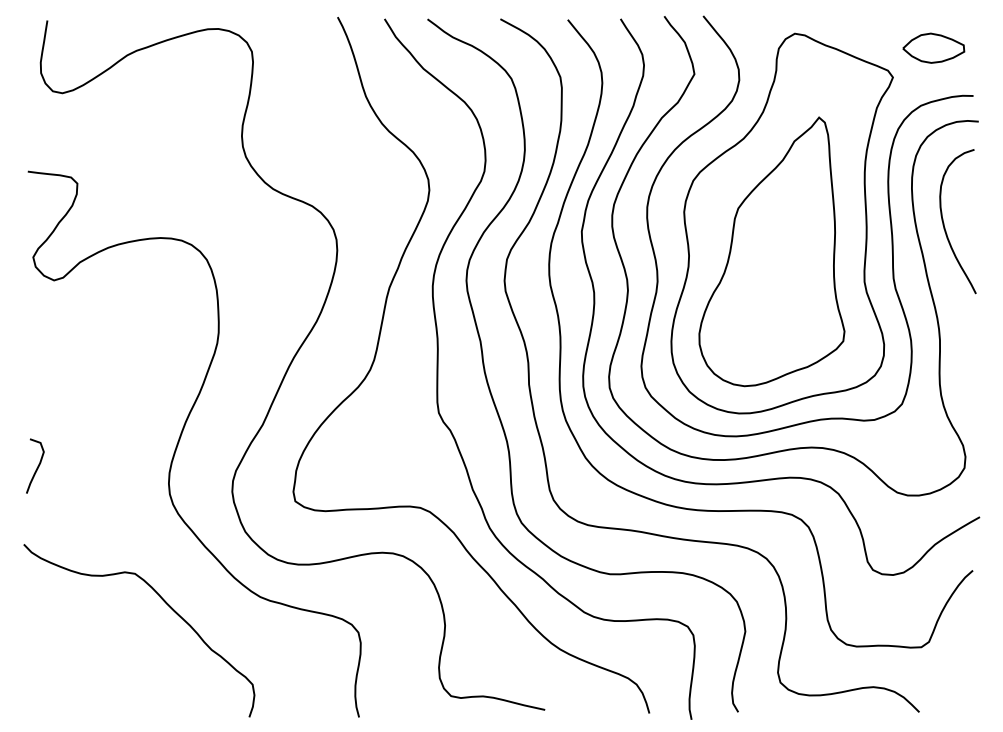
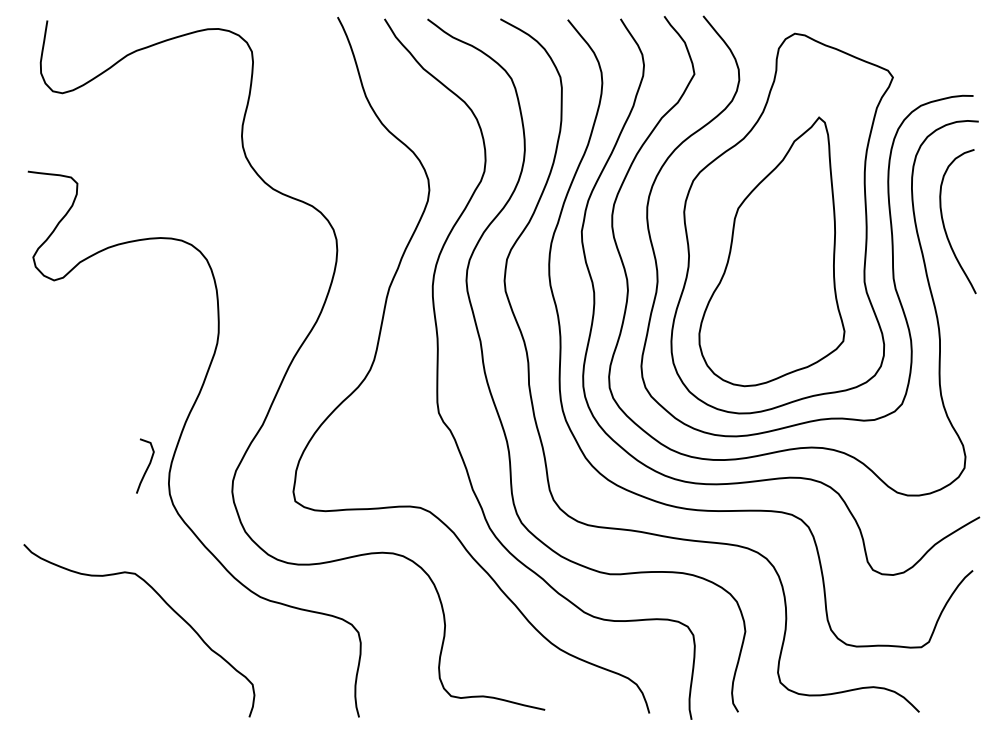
part: present -> none (933, 47)
curve position: (37, 466) -> (147, 466) (147, 466)
